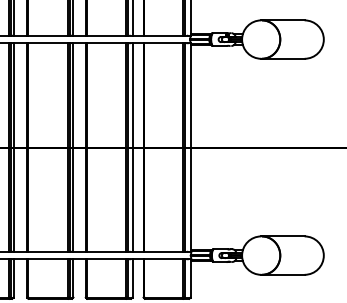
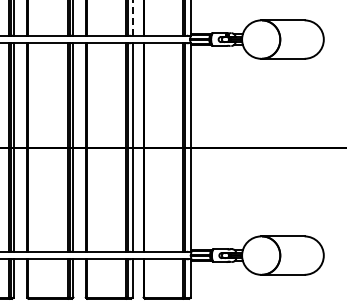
line: solid -> dashed (132, 18)
